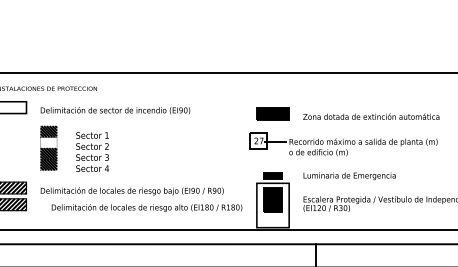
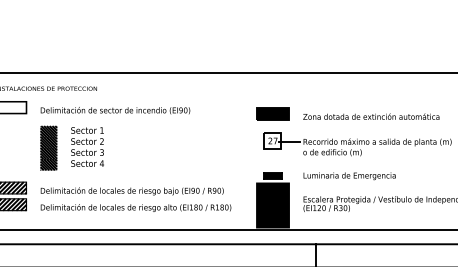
hatch: none -> present (48, 142)
part position: (343, 144) -> (357, 144) (357, 144)
text position: (92, 151) -> (87, 146) (87, 146)
fill: none -> present (272, 205)
text position: (146, 207) -> (135, 207) (135, 207)
